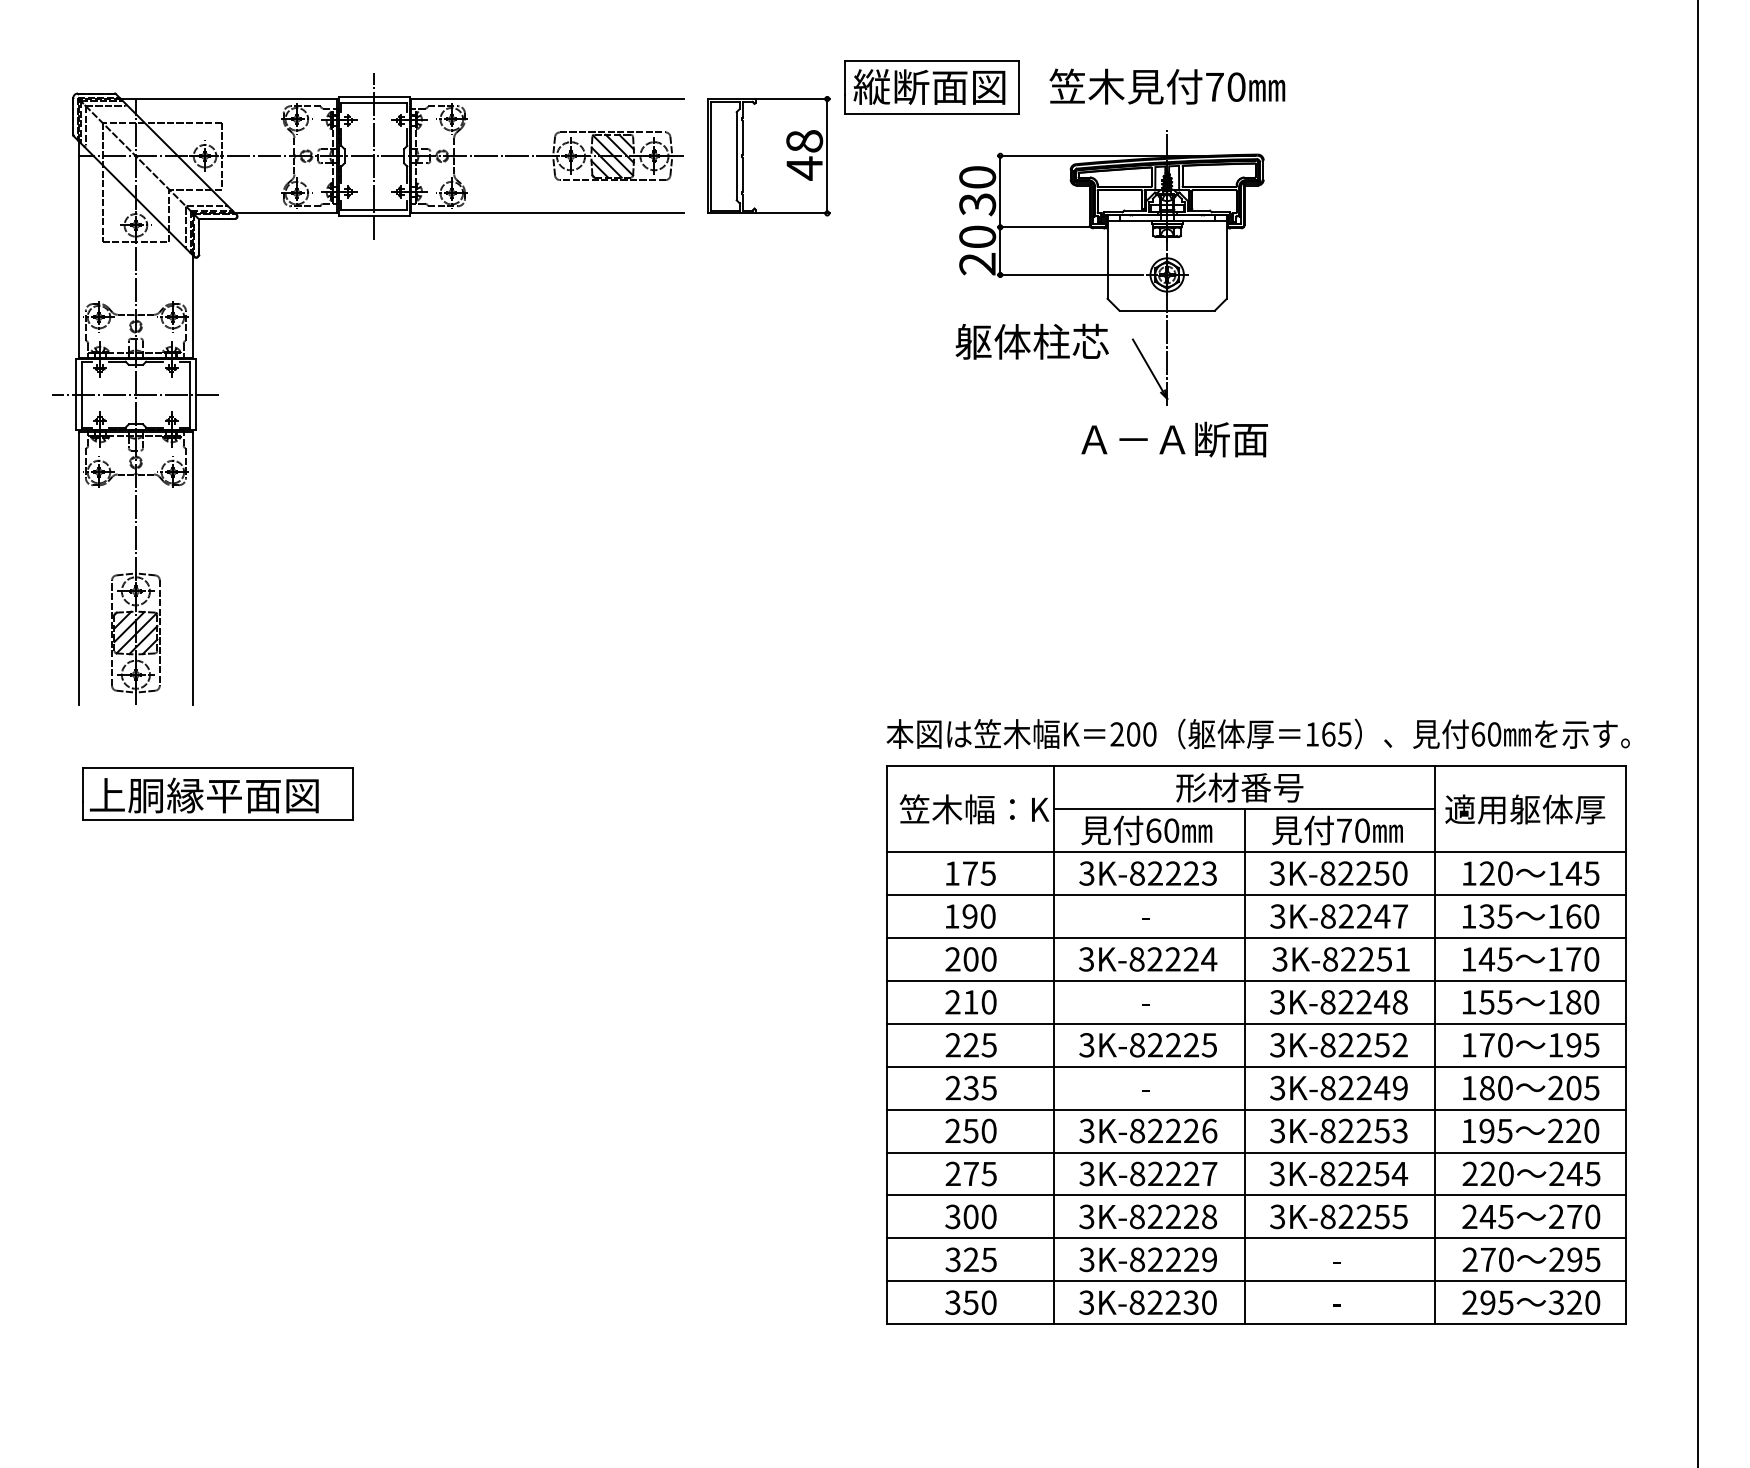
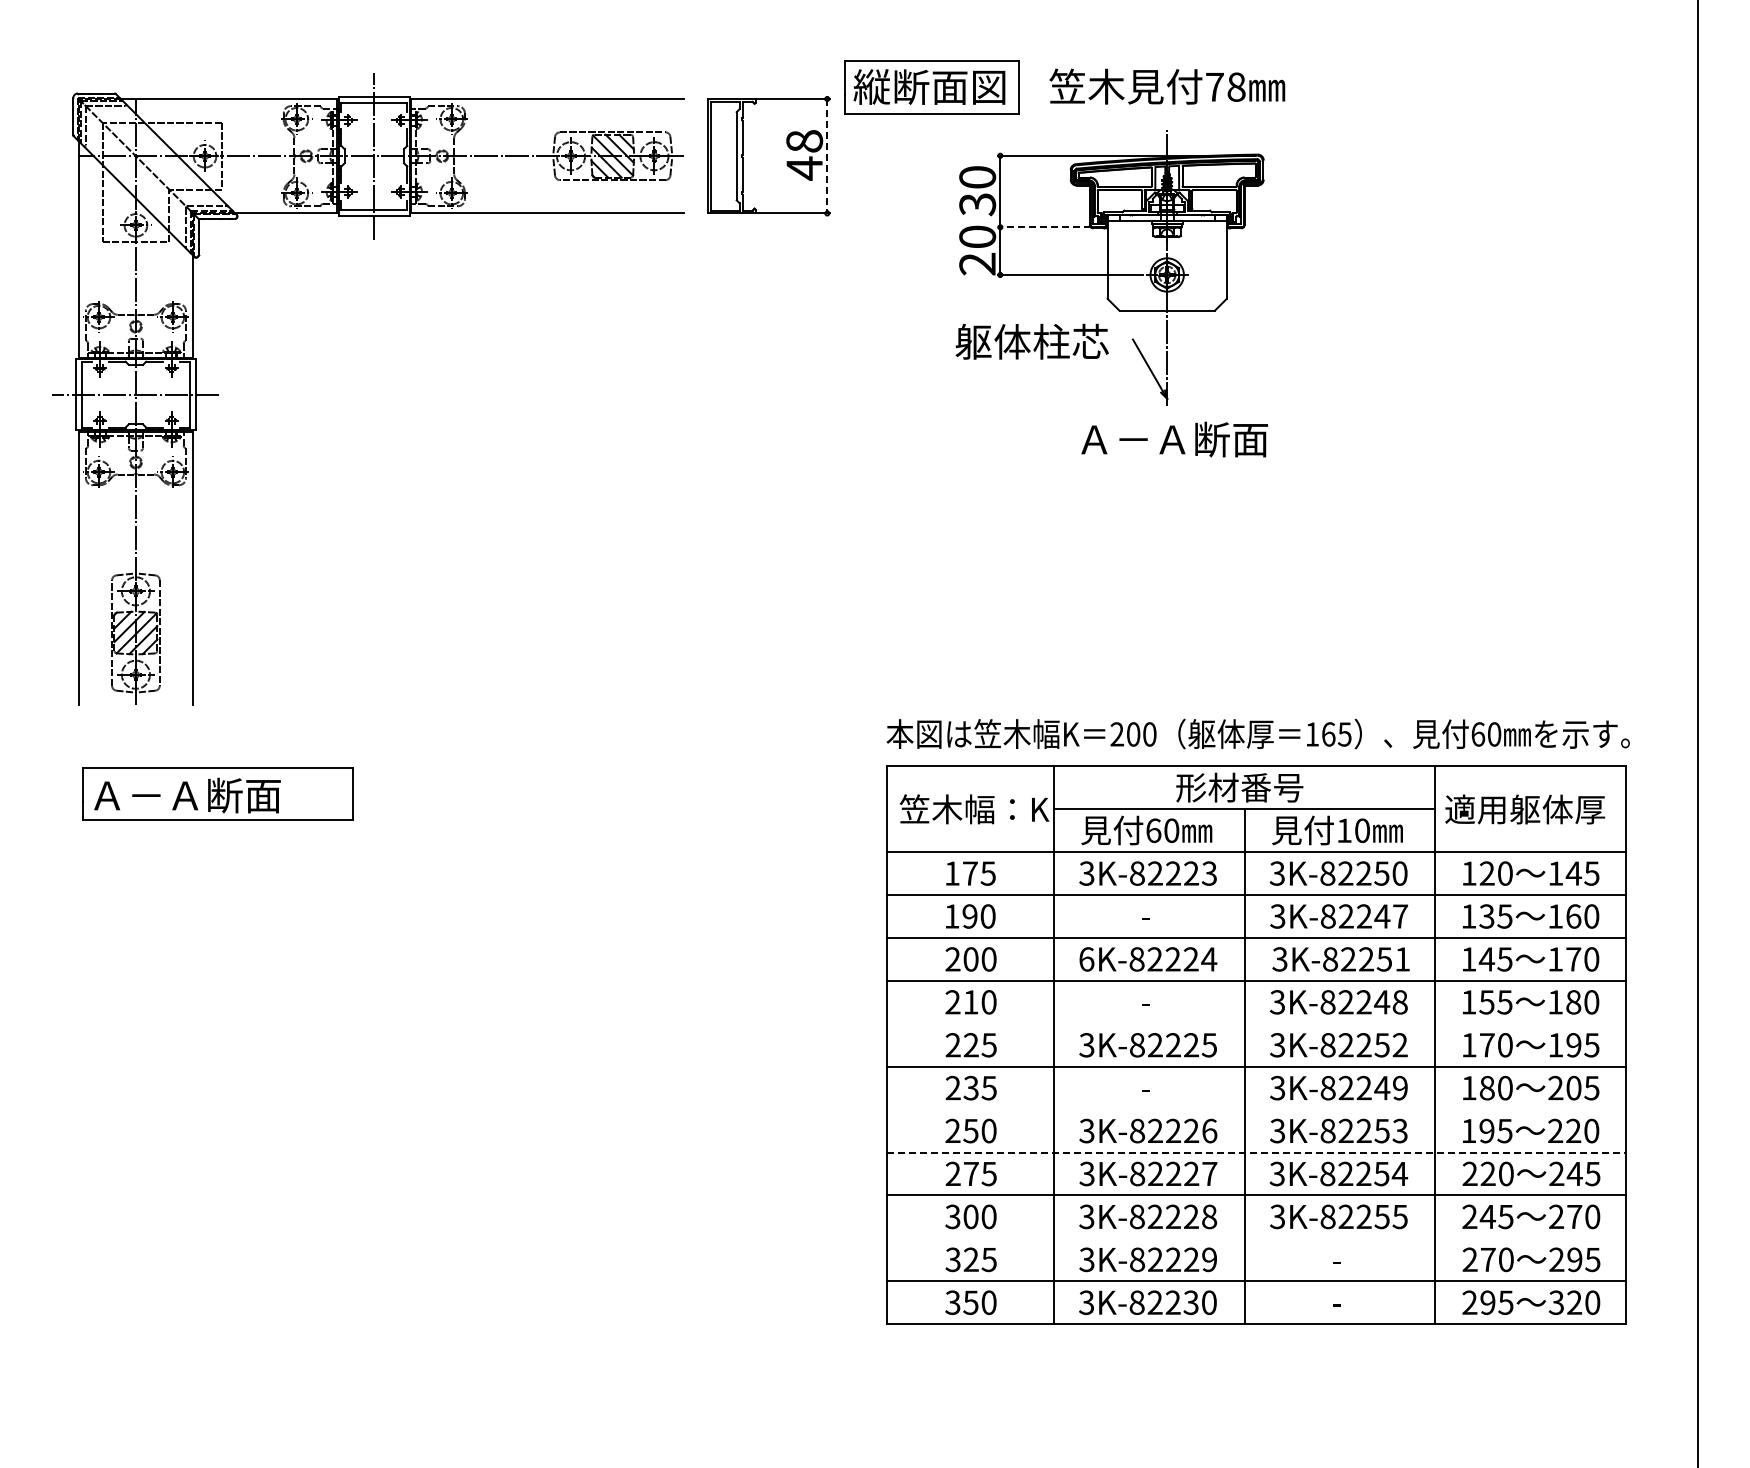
text: 70 -> 78 (1236, 86)
line: solid -> dashed (827, 156)
line: solid -> dashed (1043, 227)
text: 上胴縁平面図 -> Ａ－Ａ断面 (203, 795)
text: 70 -> 10 (1344, 830)
text: 3K-82224 -> 6K-82224 (1086, 959)
line: present -> none (1255, 1023)
line: present -> none (1255, 1109)
line: solid -> dashed (1256, 1152)
line: present -> none (1255, 1238)
